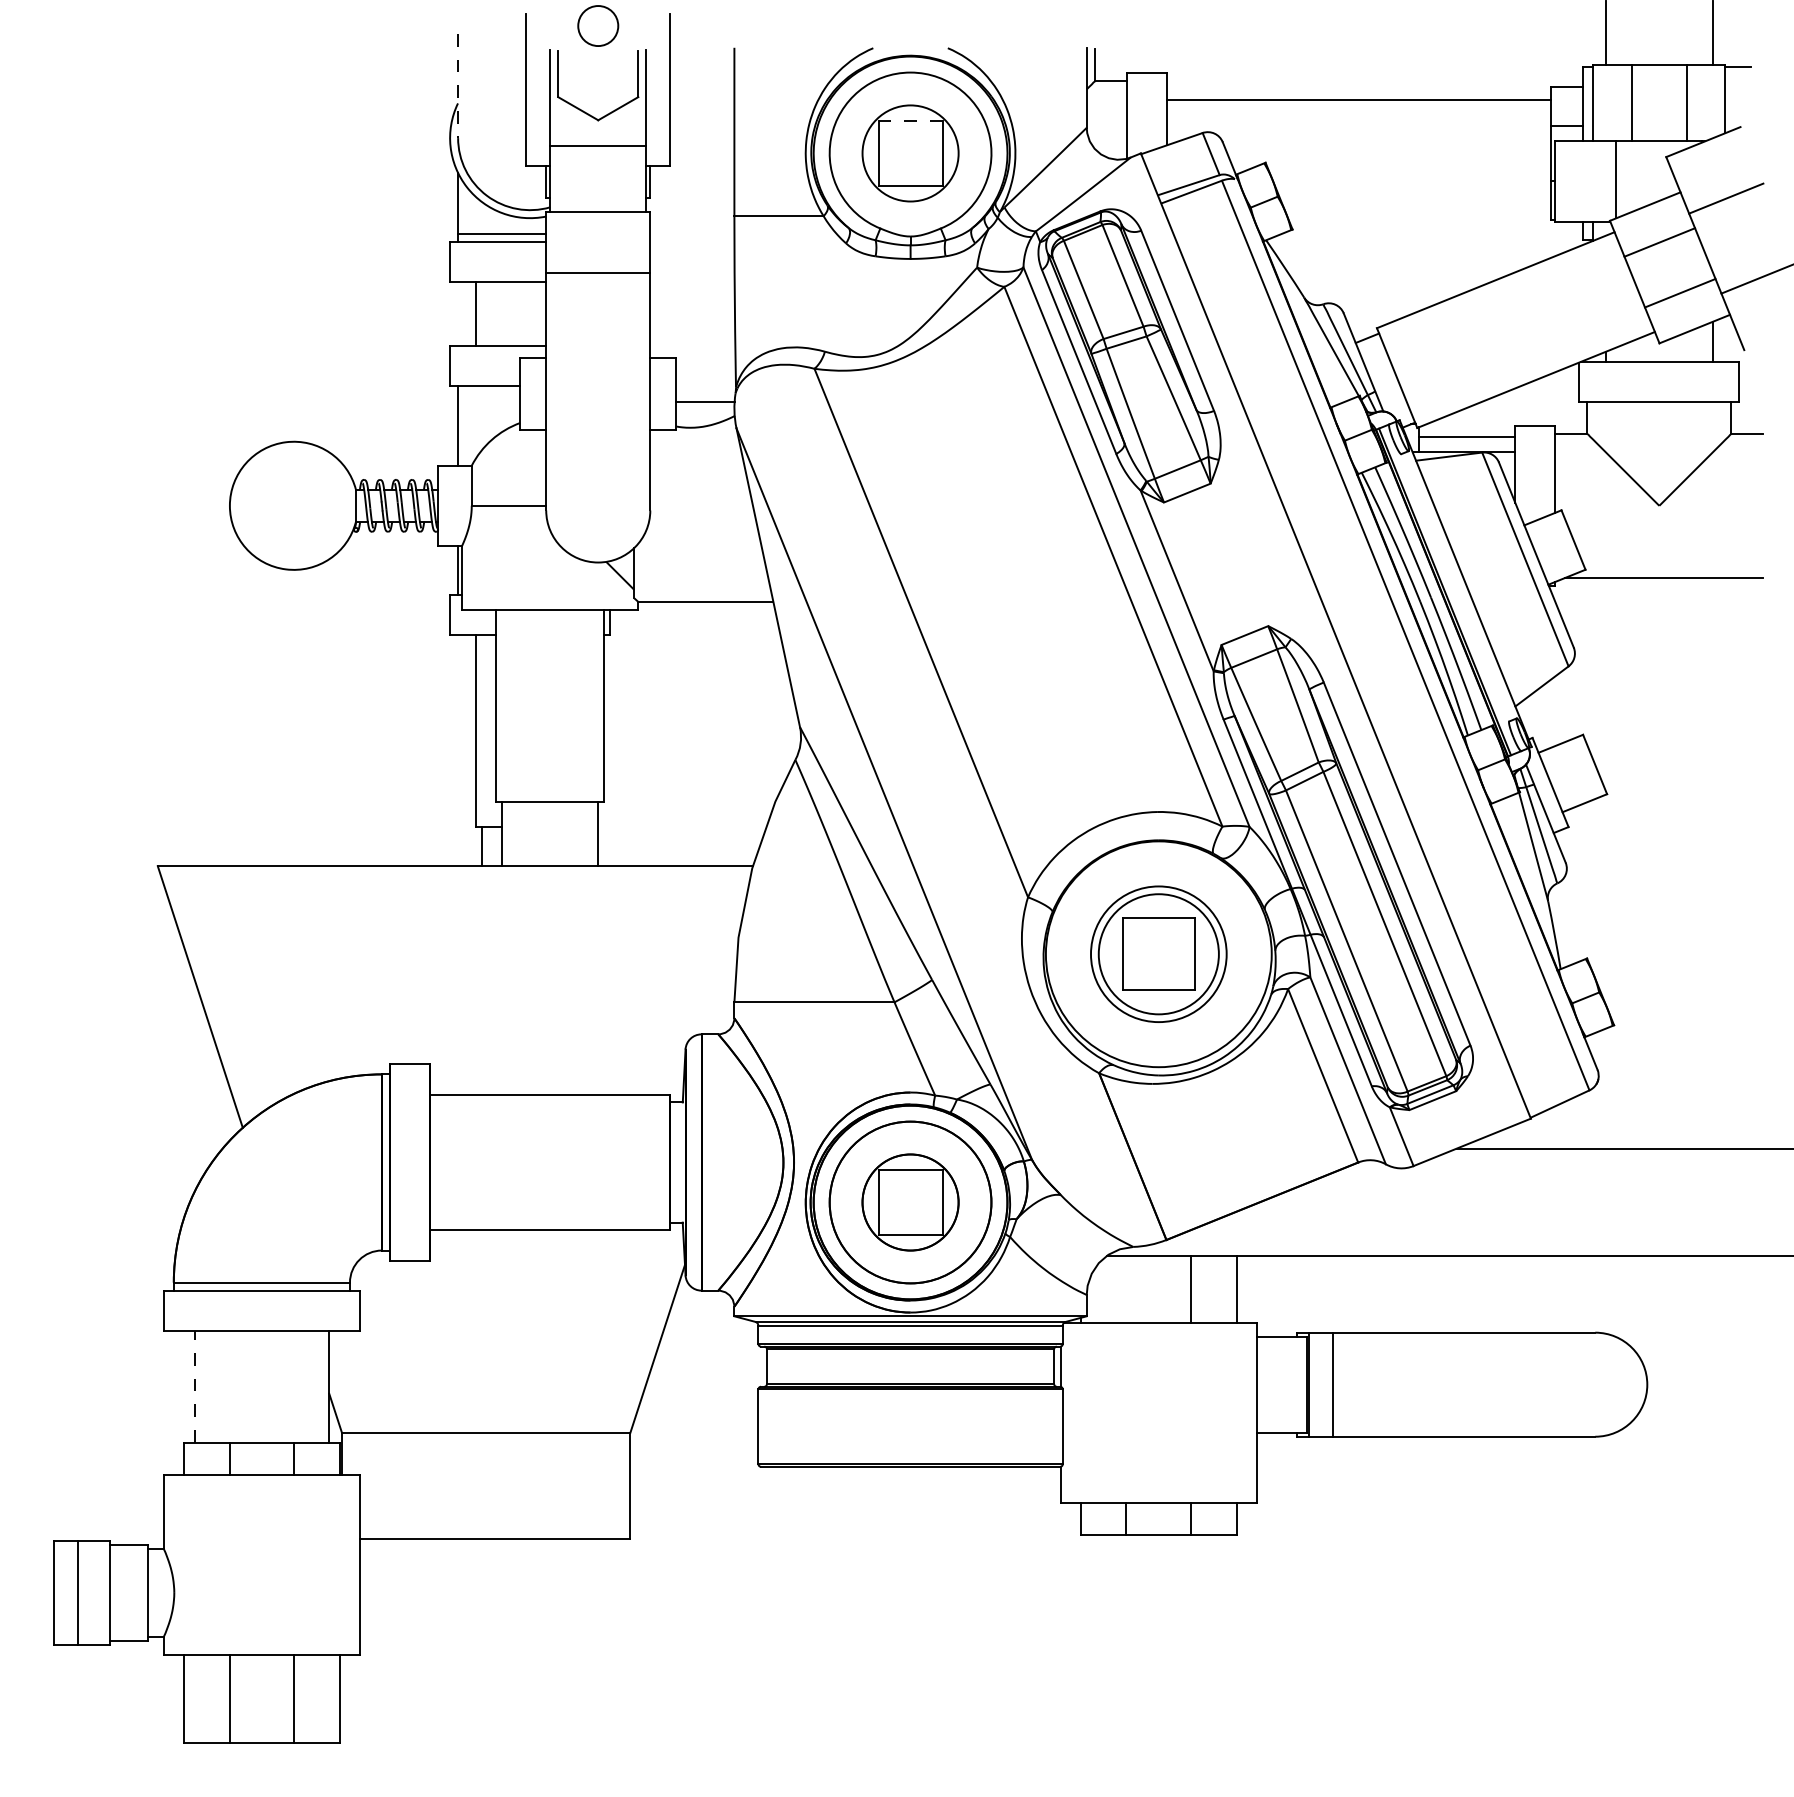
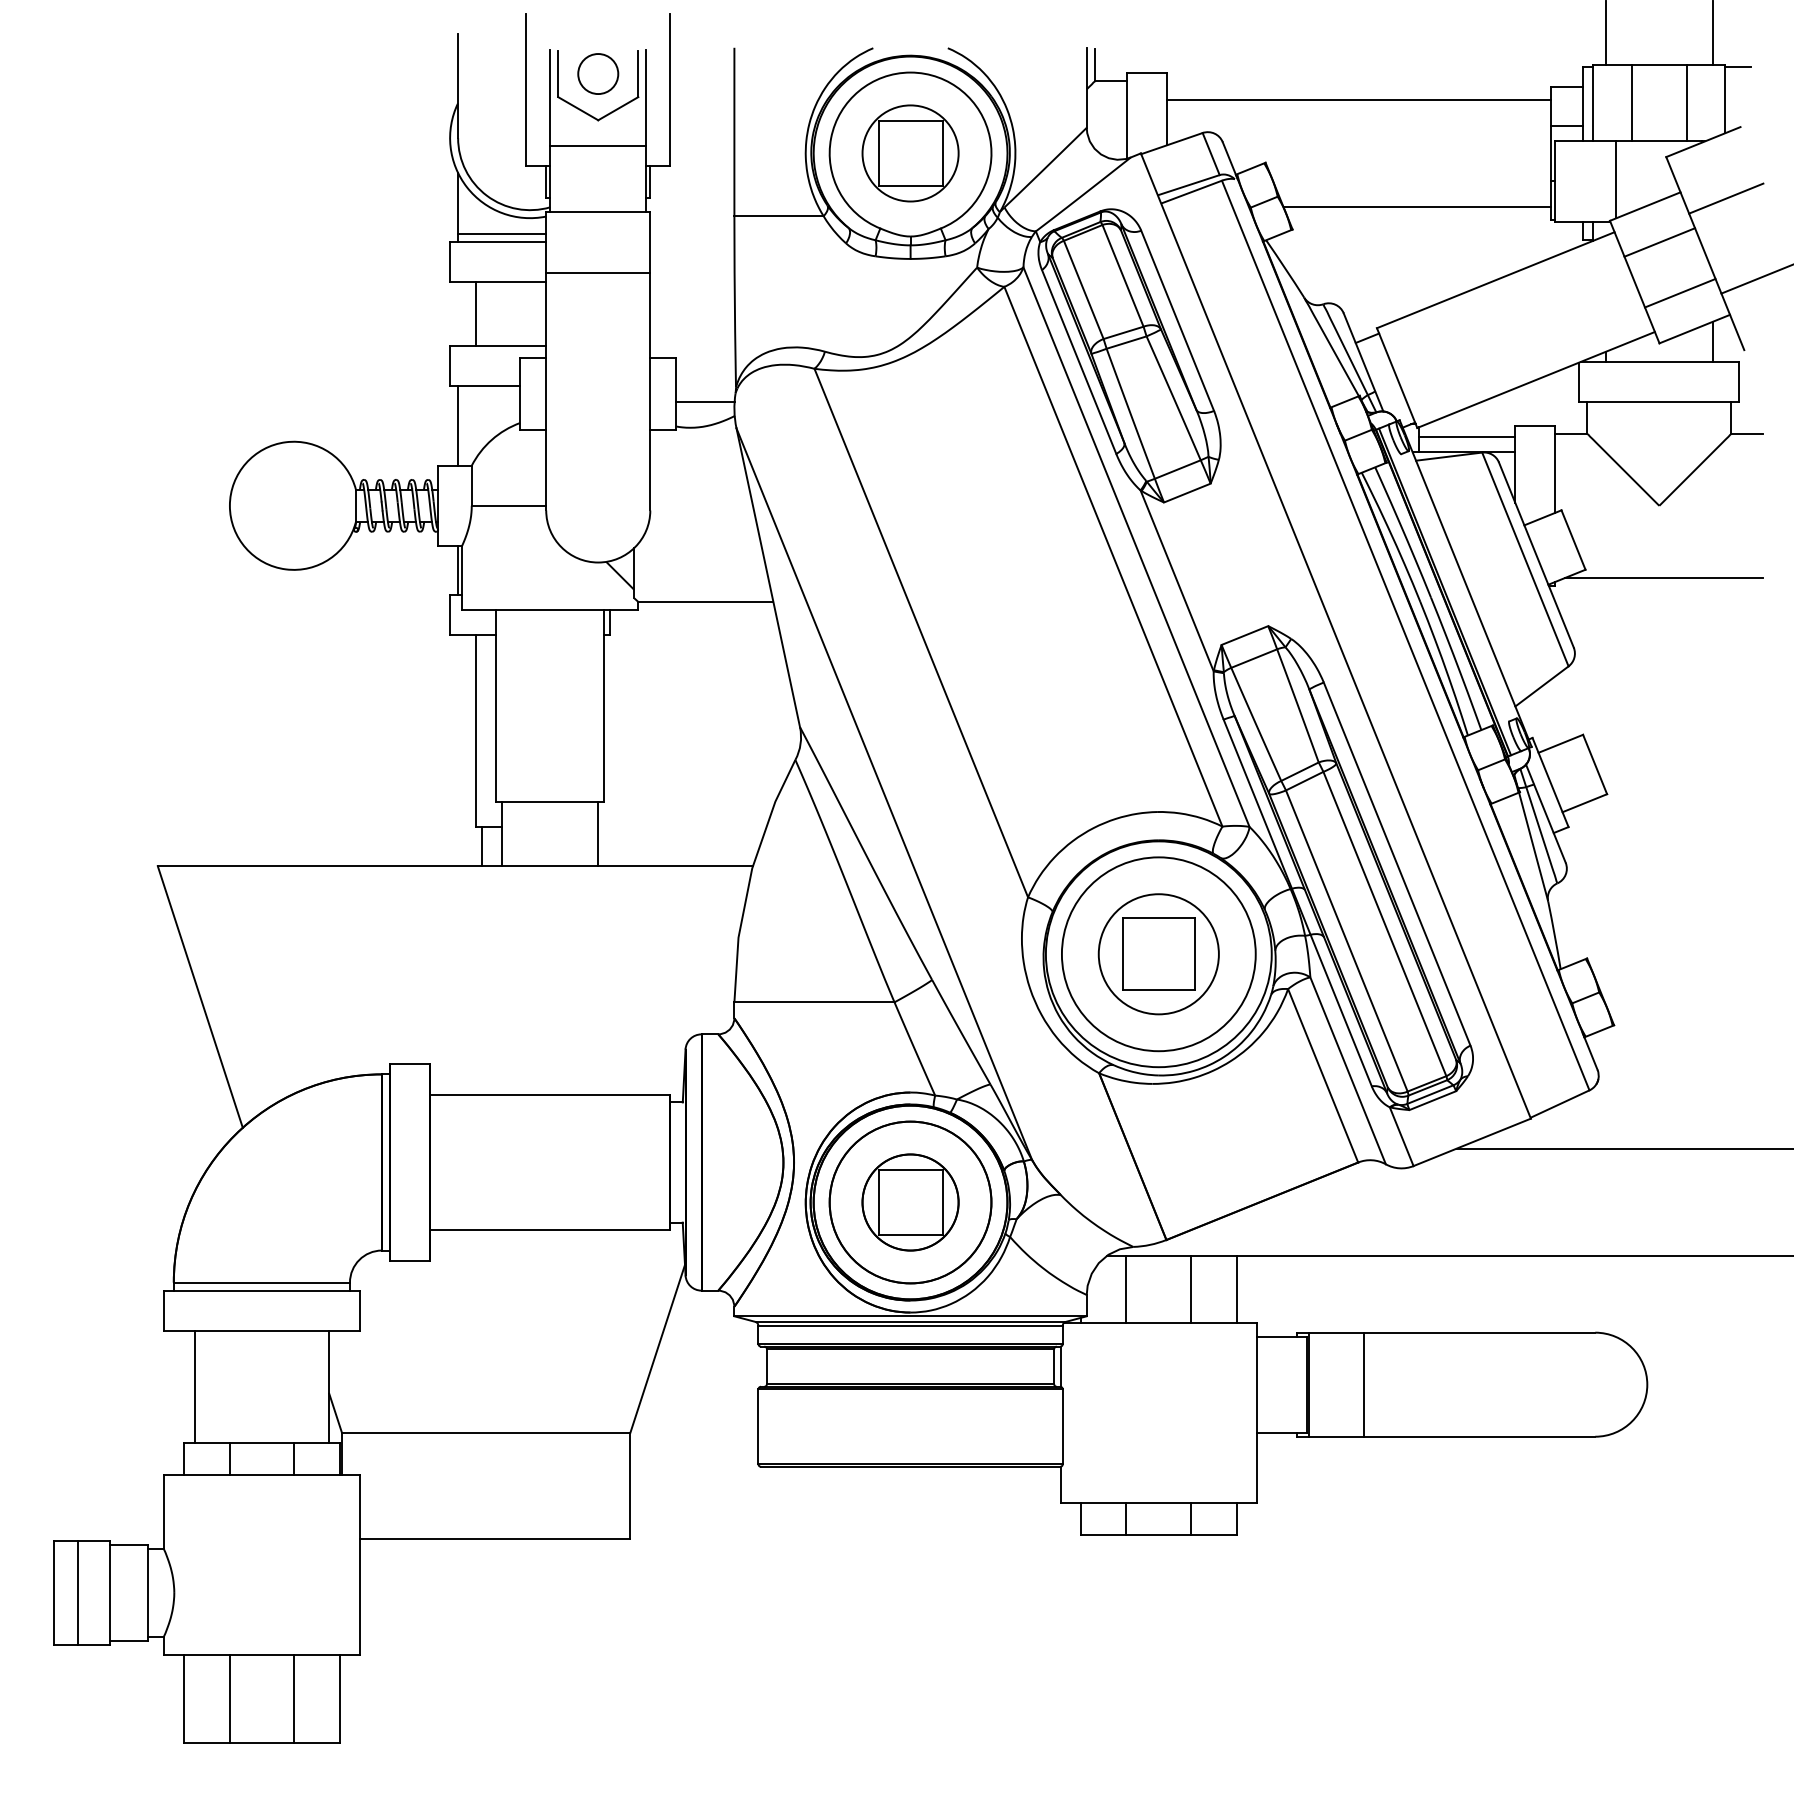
circle position: (598, 25) -> (598, 73) (598, 73)
line: dashed -> solid (458, 86)
line: dashed -> solid (910, 121)
line: none -> present (1417, 207)
circle diameter: 136 px -> 194 px (1158, 954)
line: none -> present (1126, 1289)
line position: (1333, 1384) -> (1364, 1384) (1364, 1384)
line: dashed -> solid (194, 1386)
